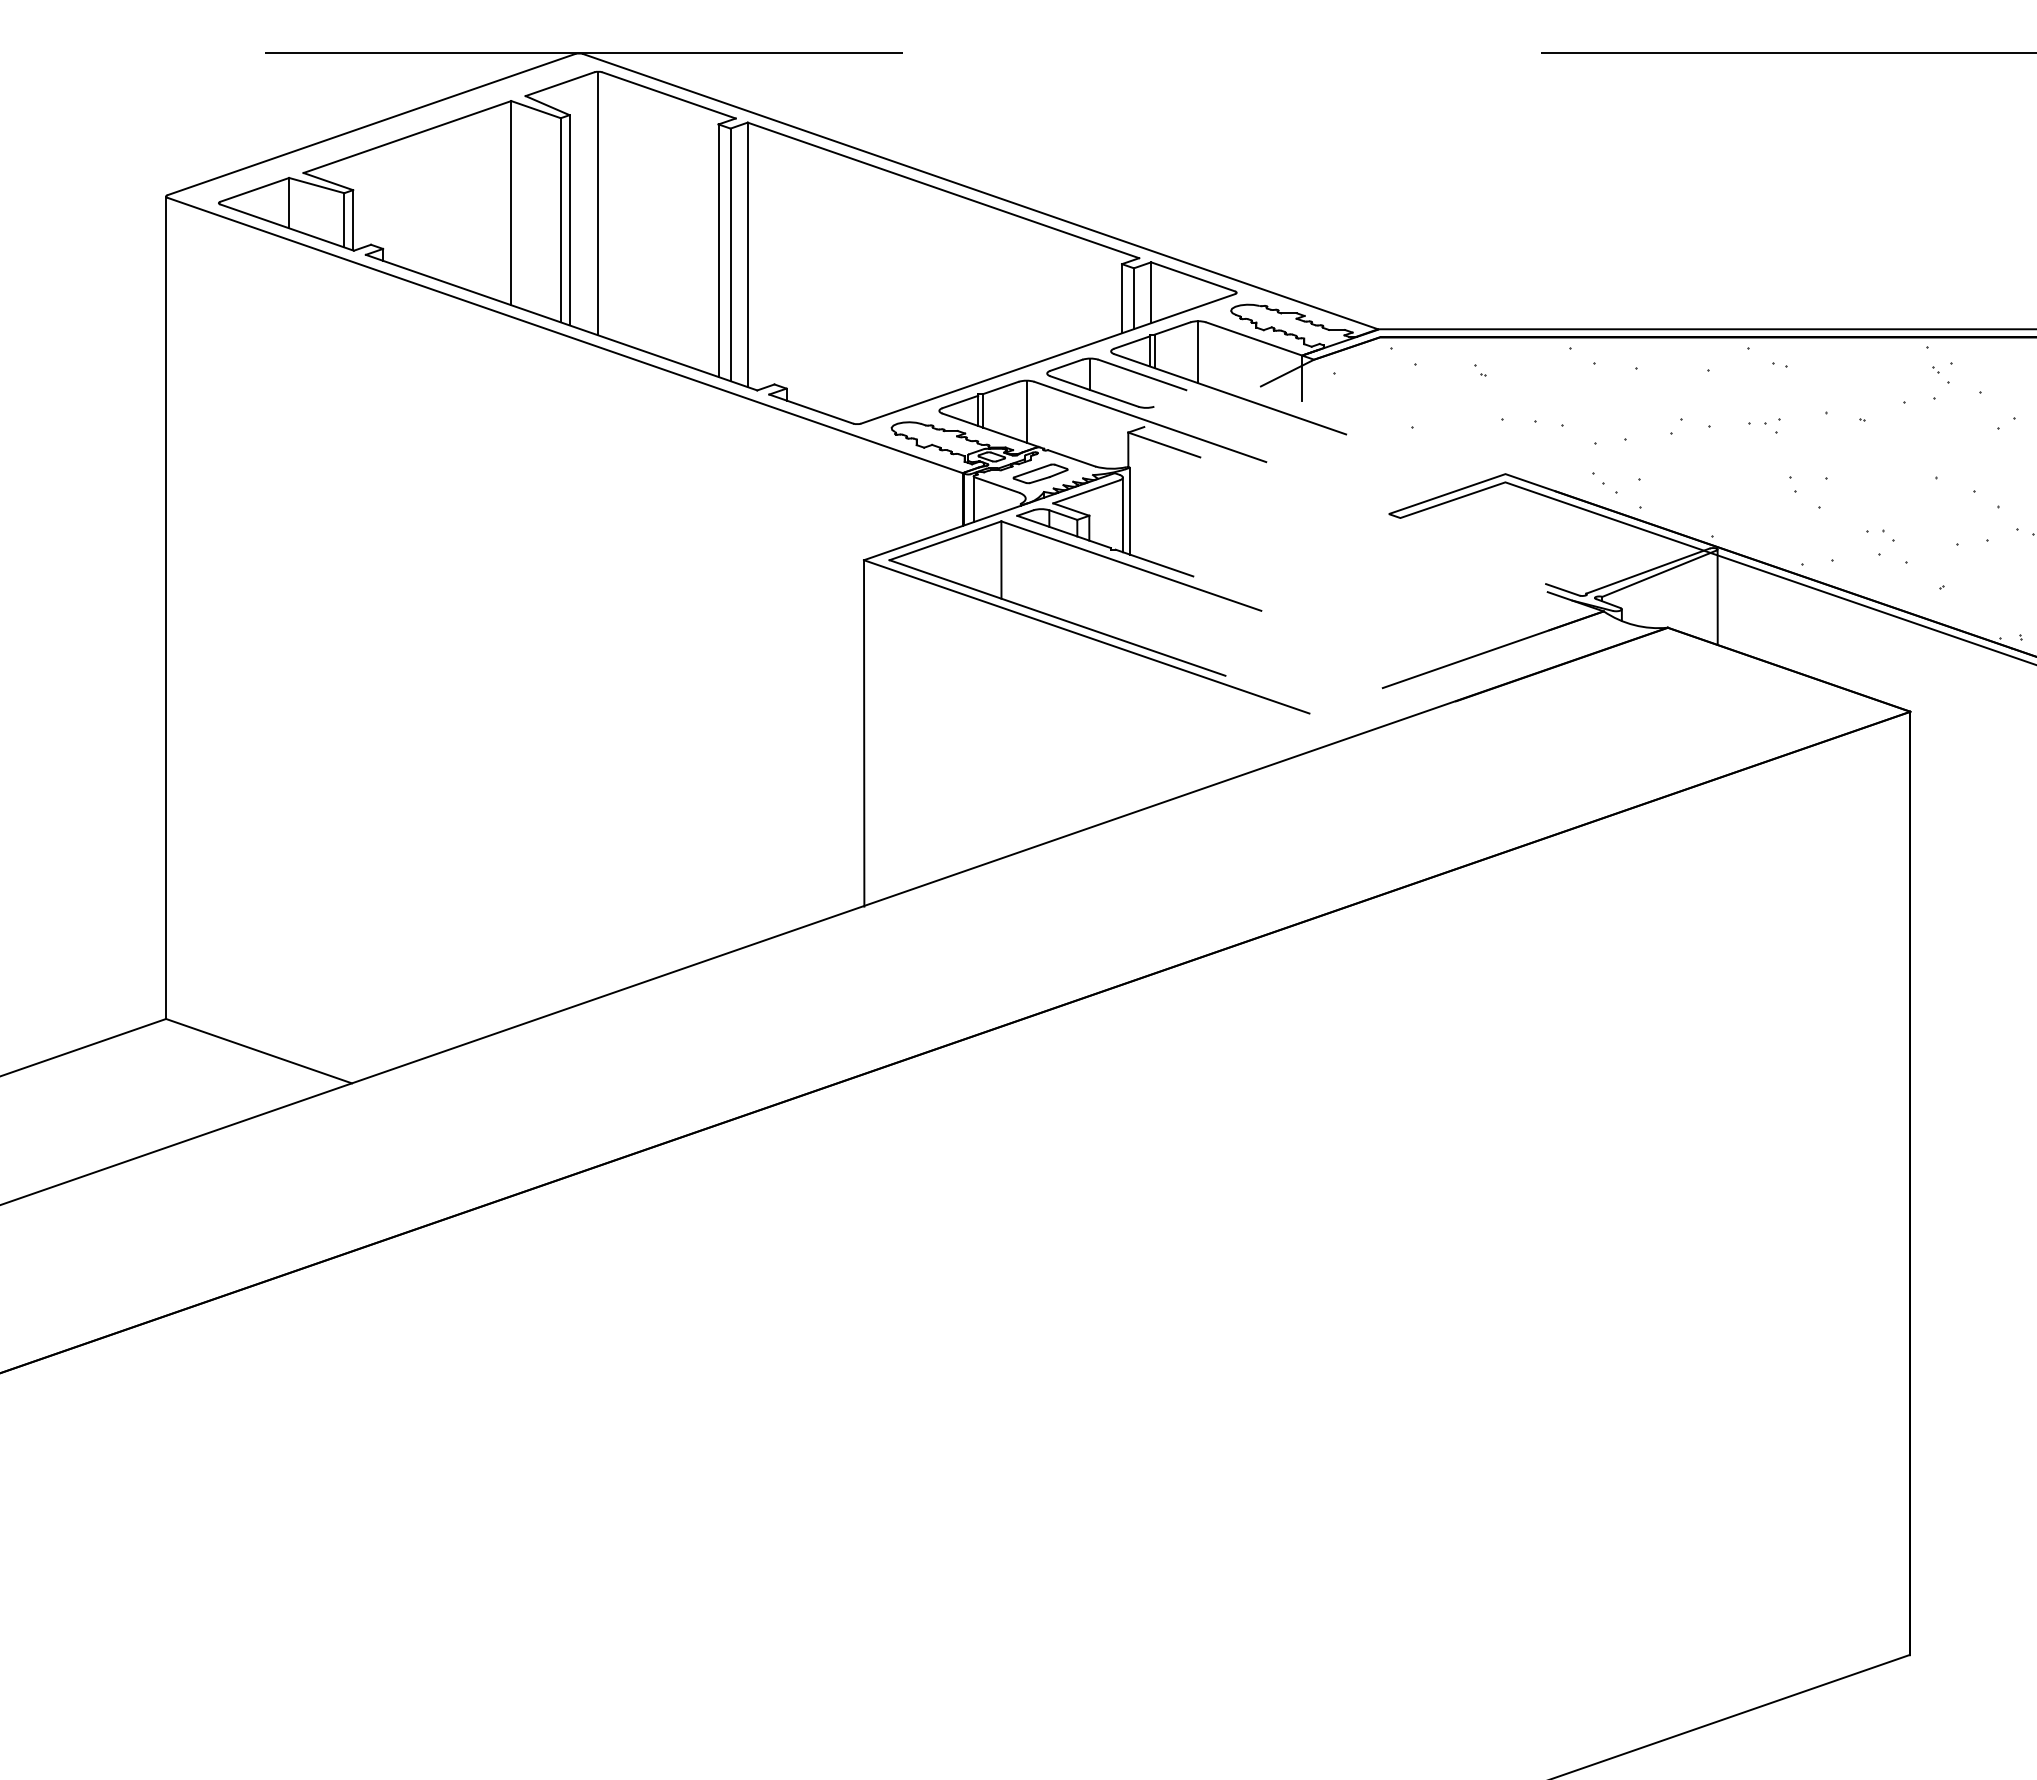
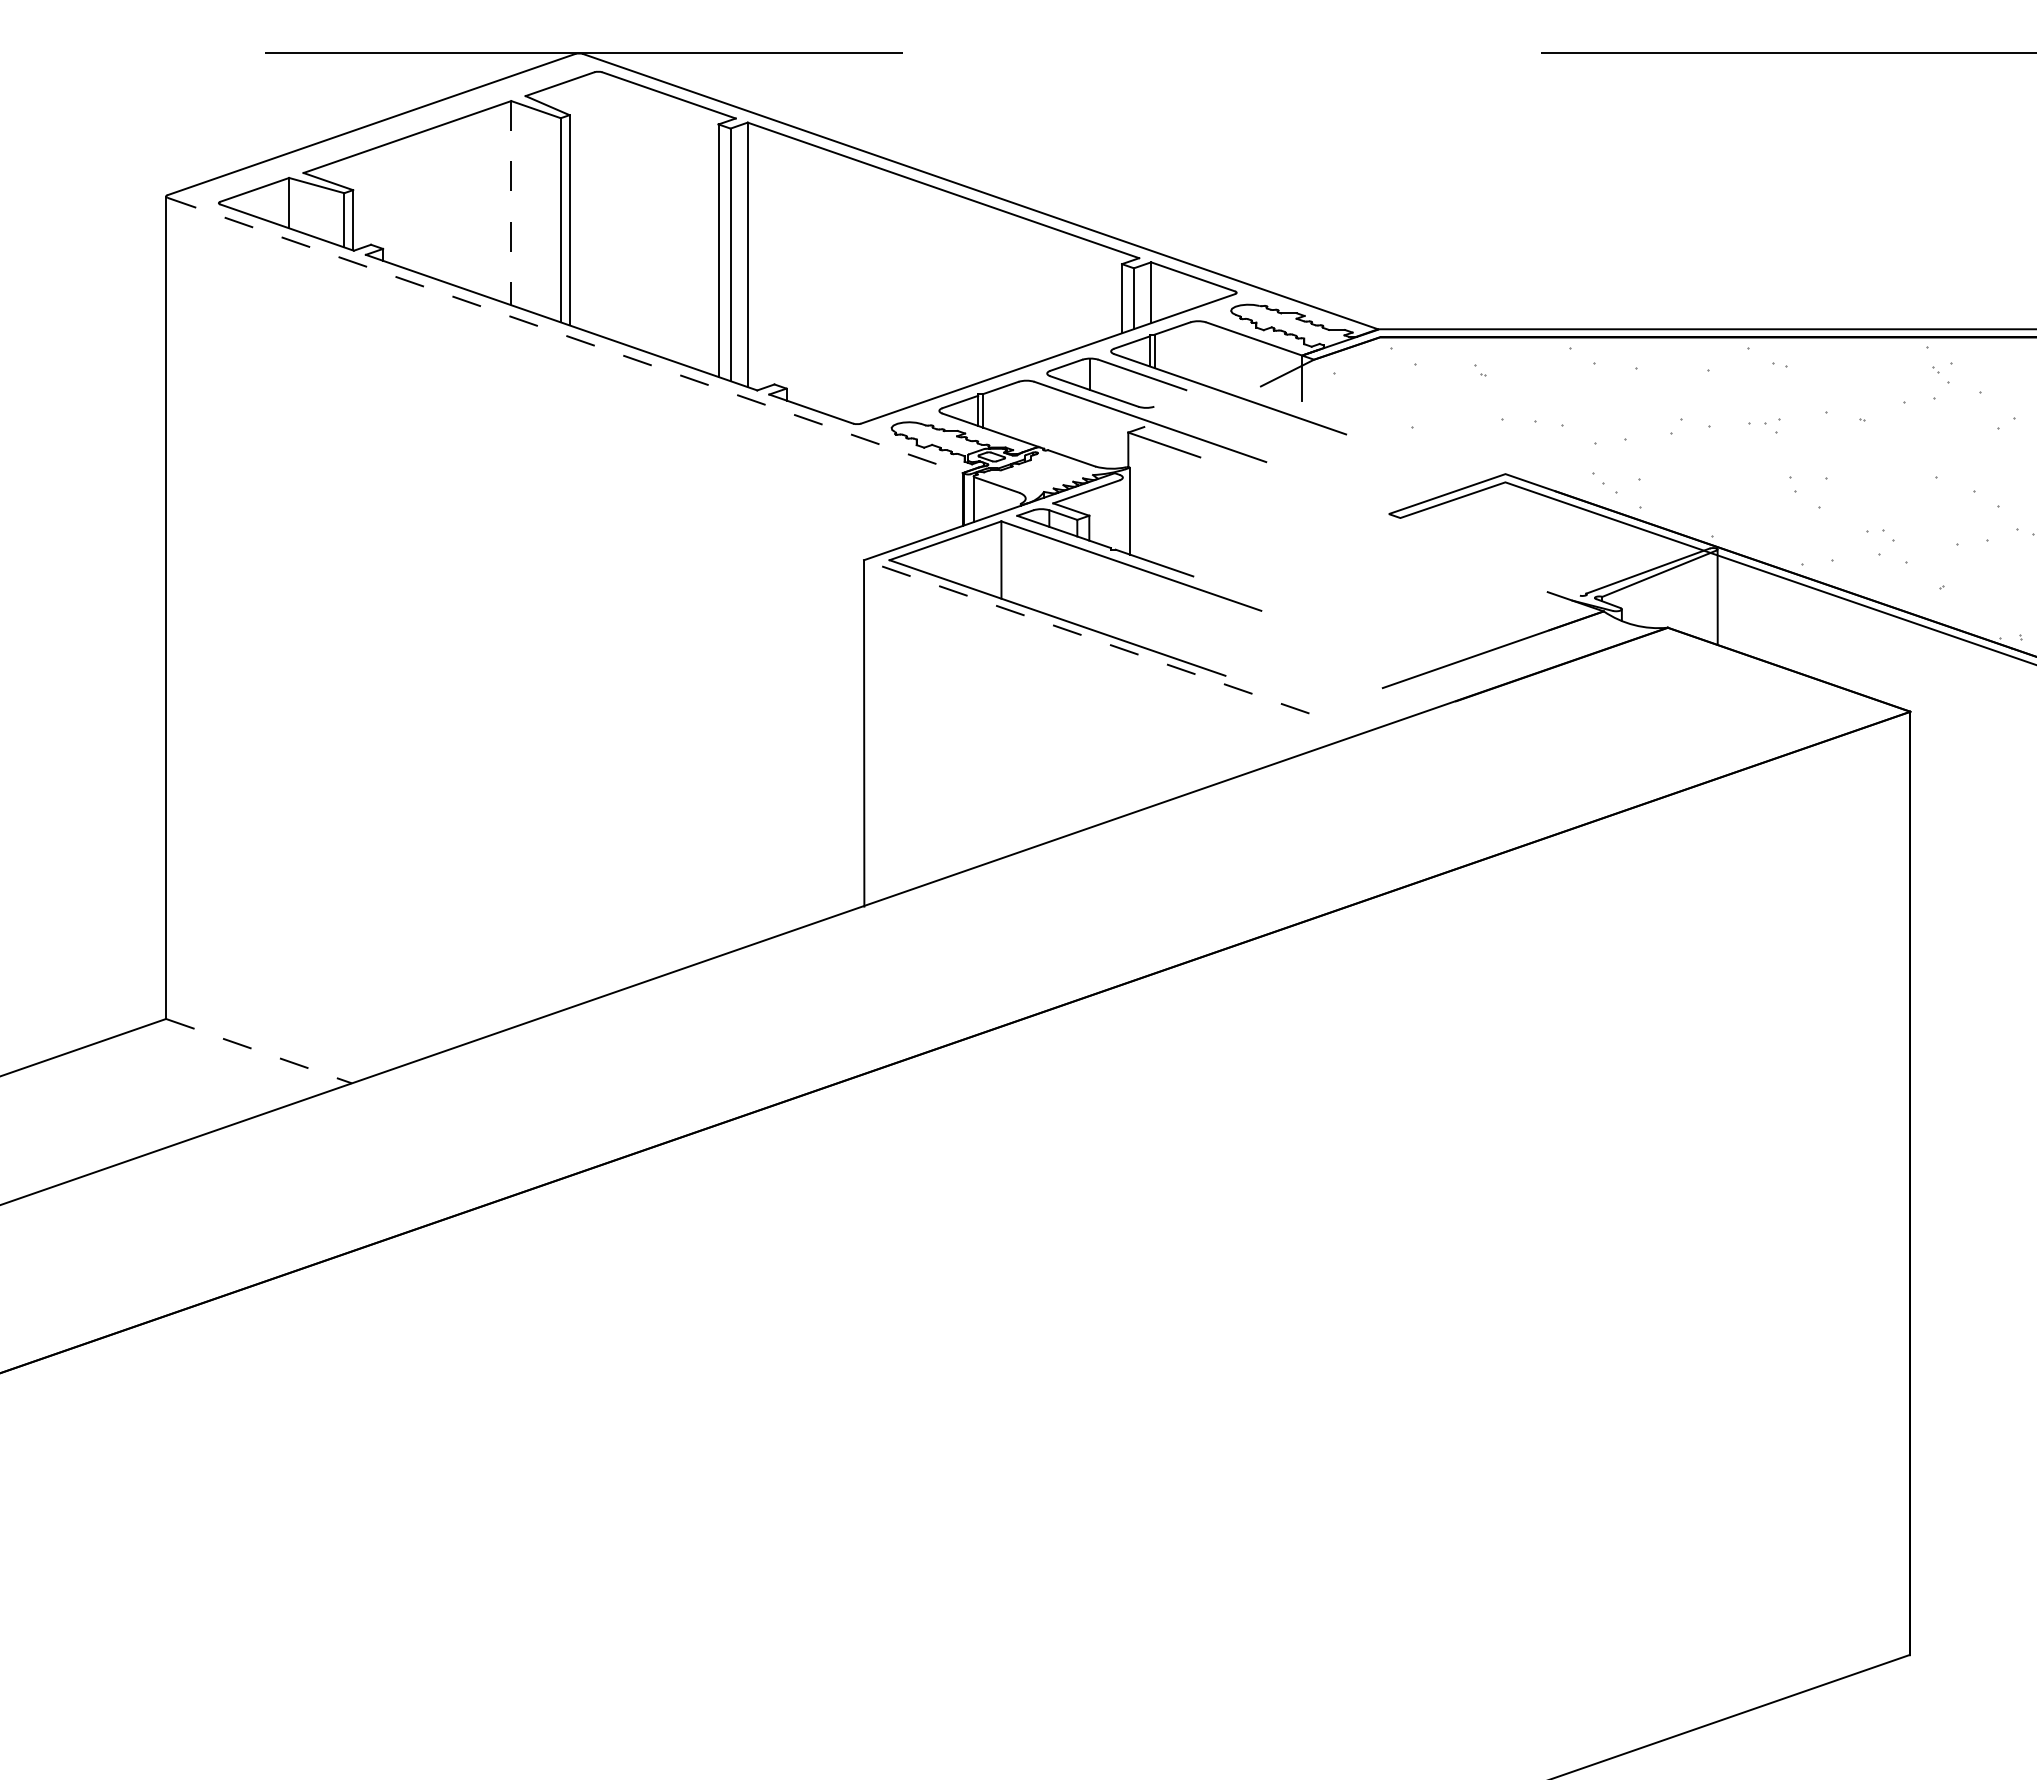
line: solid -> dashed (511, 203)
line: present -> none (598, 203)
line: solid -> dashed (565, 335)
line: present -> none (1198, 352)
line: present -> none (1026, 411)
part: present -> none (1040, 473)
hatch: present -> none (1683, 493)
line: present -> none (1122, 514)
line: present -> none (1562, 589)
line: solid -> dashed (1086, 636)
line: solid -> dashed (259, 1051)
